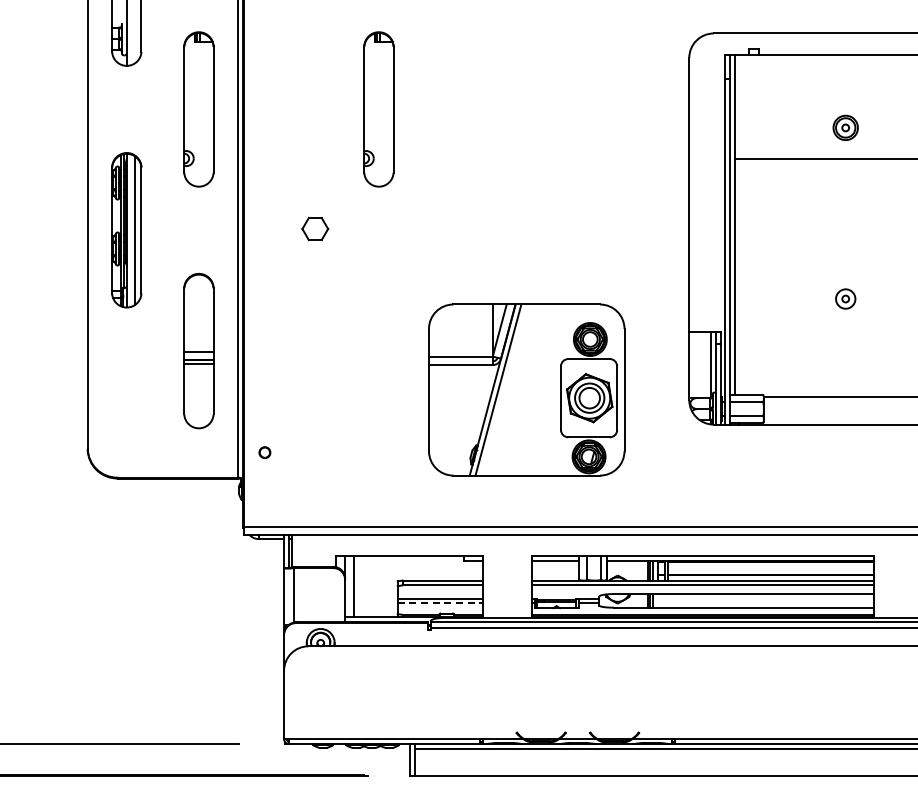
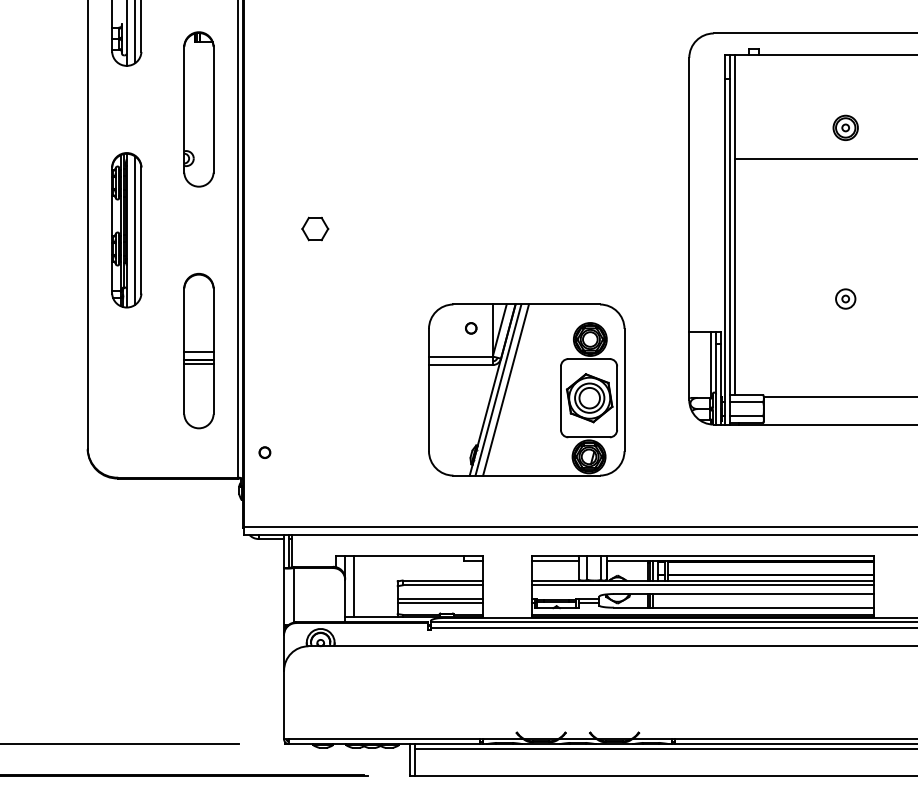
line: none -> present (135, 32)
part: present -> none (378, 109)
circle: none -> present (471, 328)
line: none -> present (505, 389)
line: dashed -> solid (440, 603)
